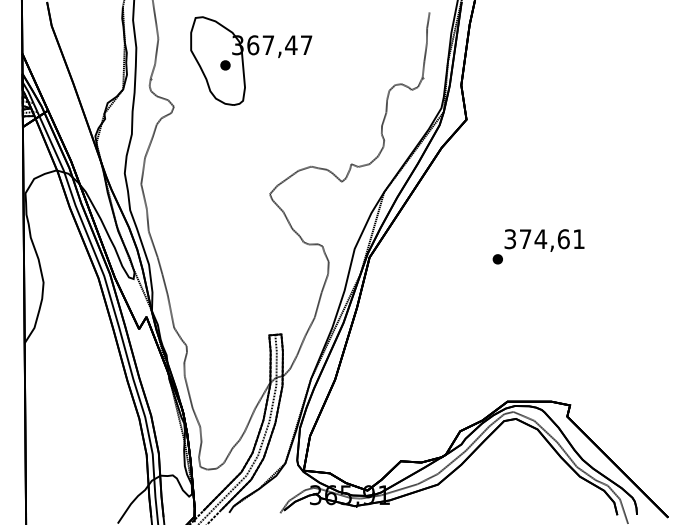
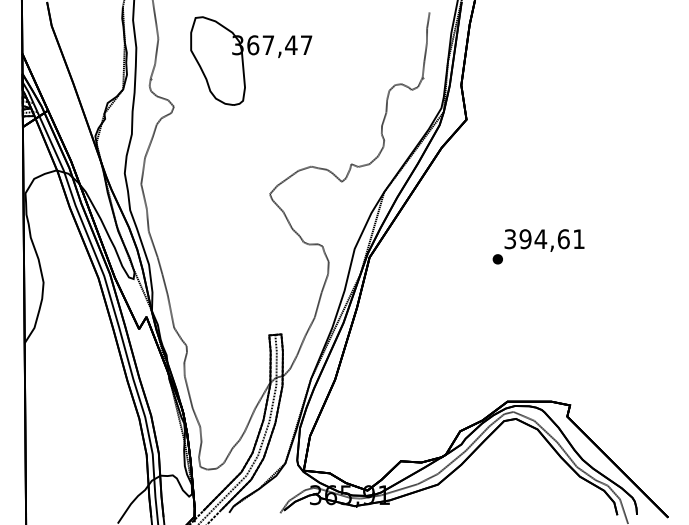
part: present -> none (225, 65)
text: 374,61 -> 394,61 (525, 239)
